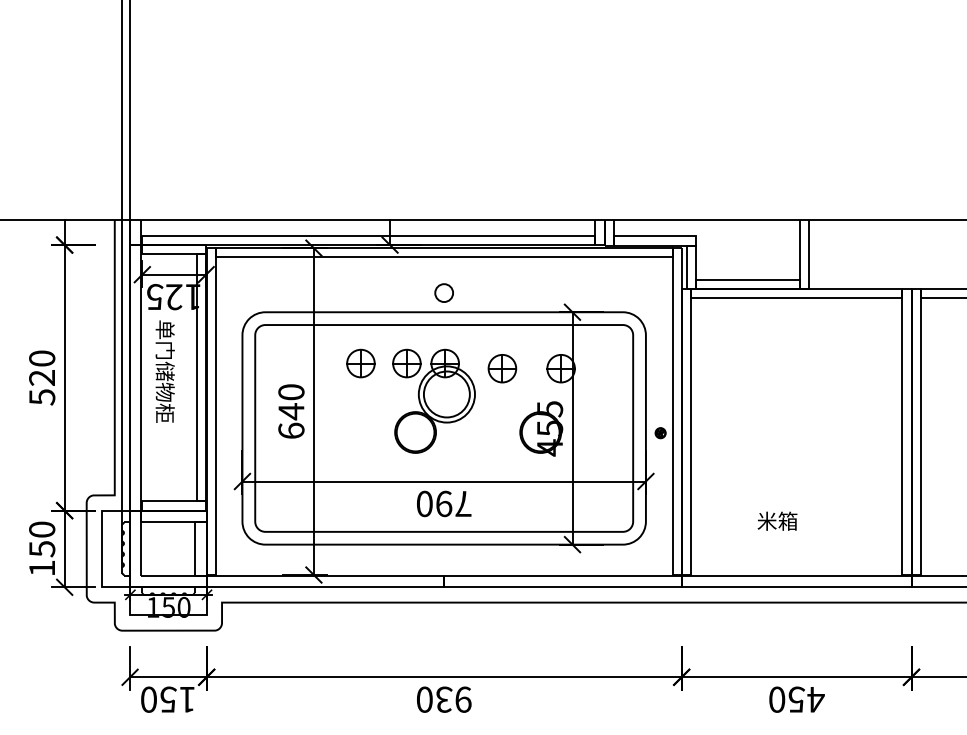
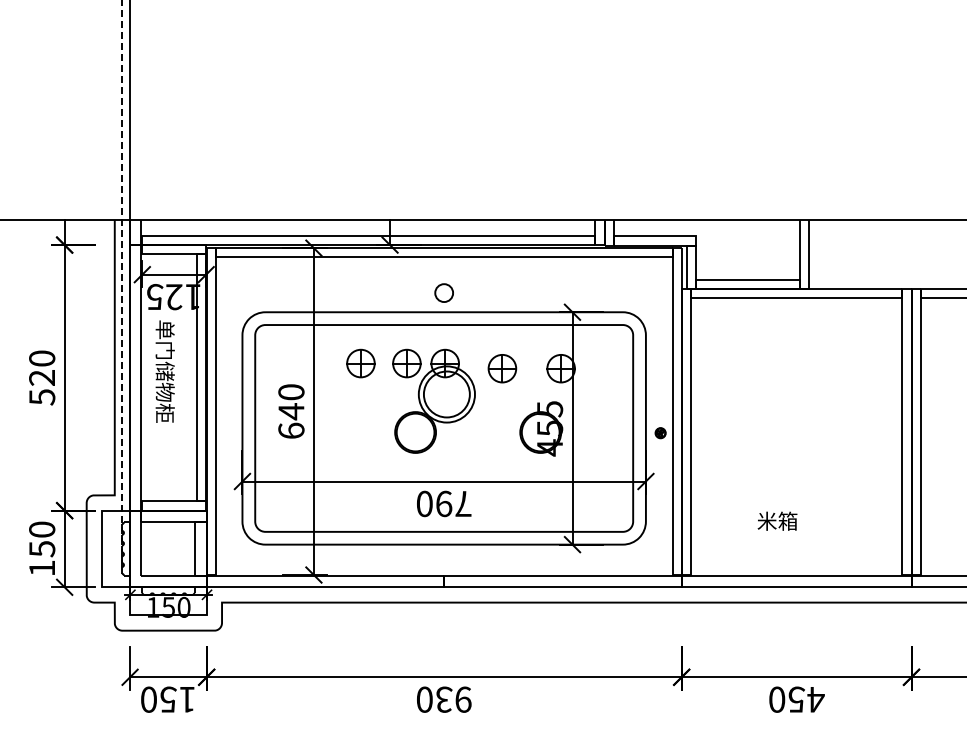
line: solid -> dashed (121, 283)
